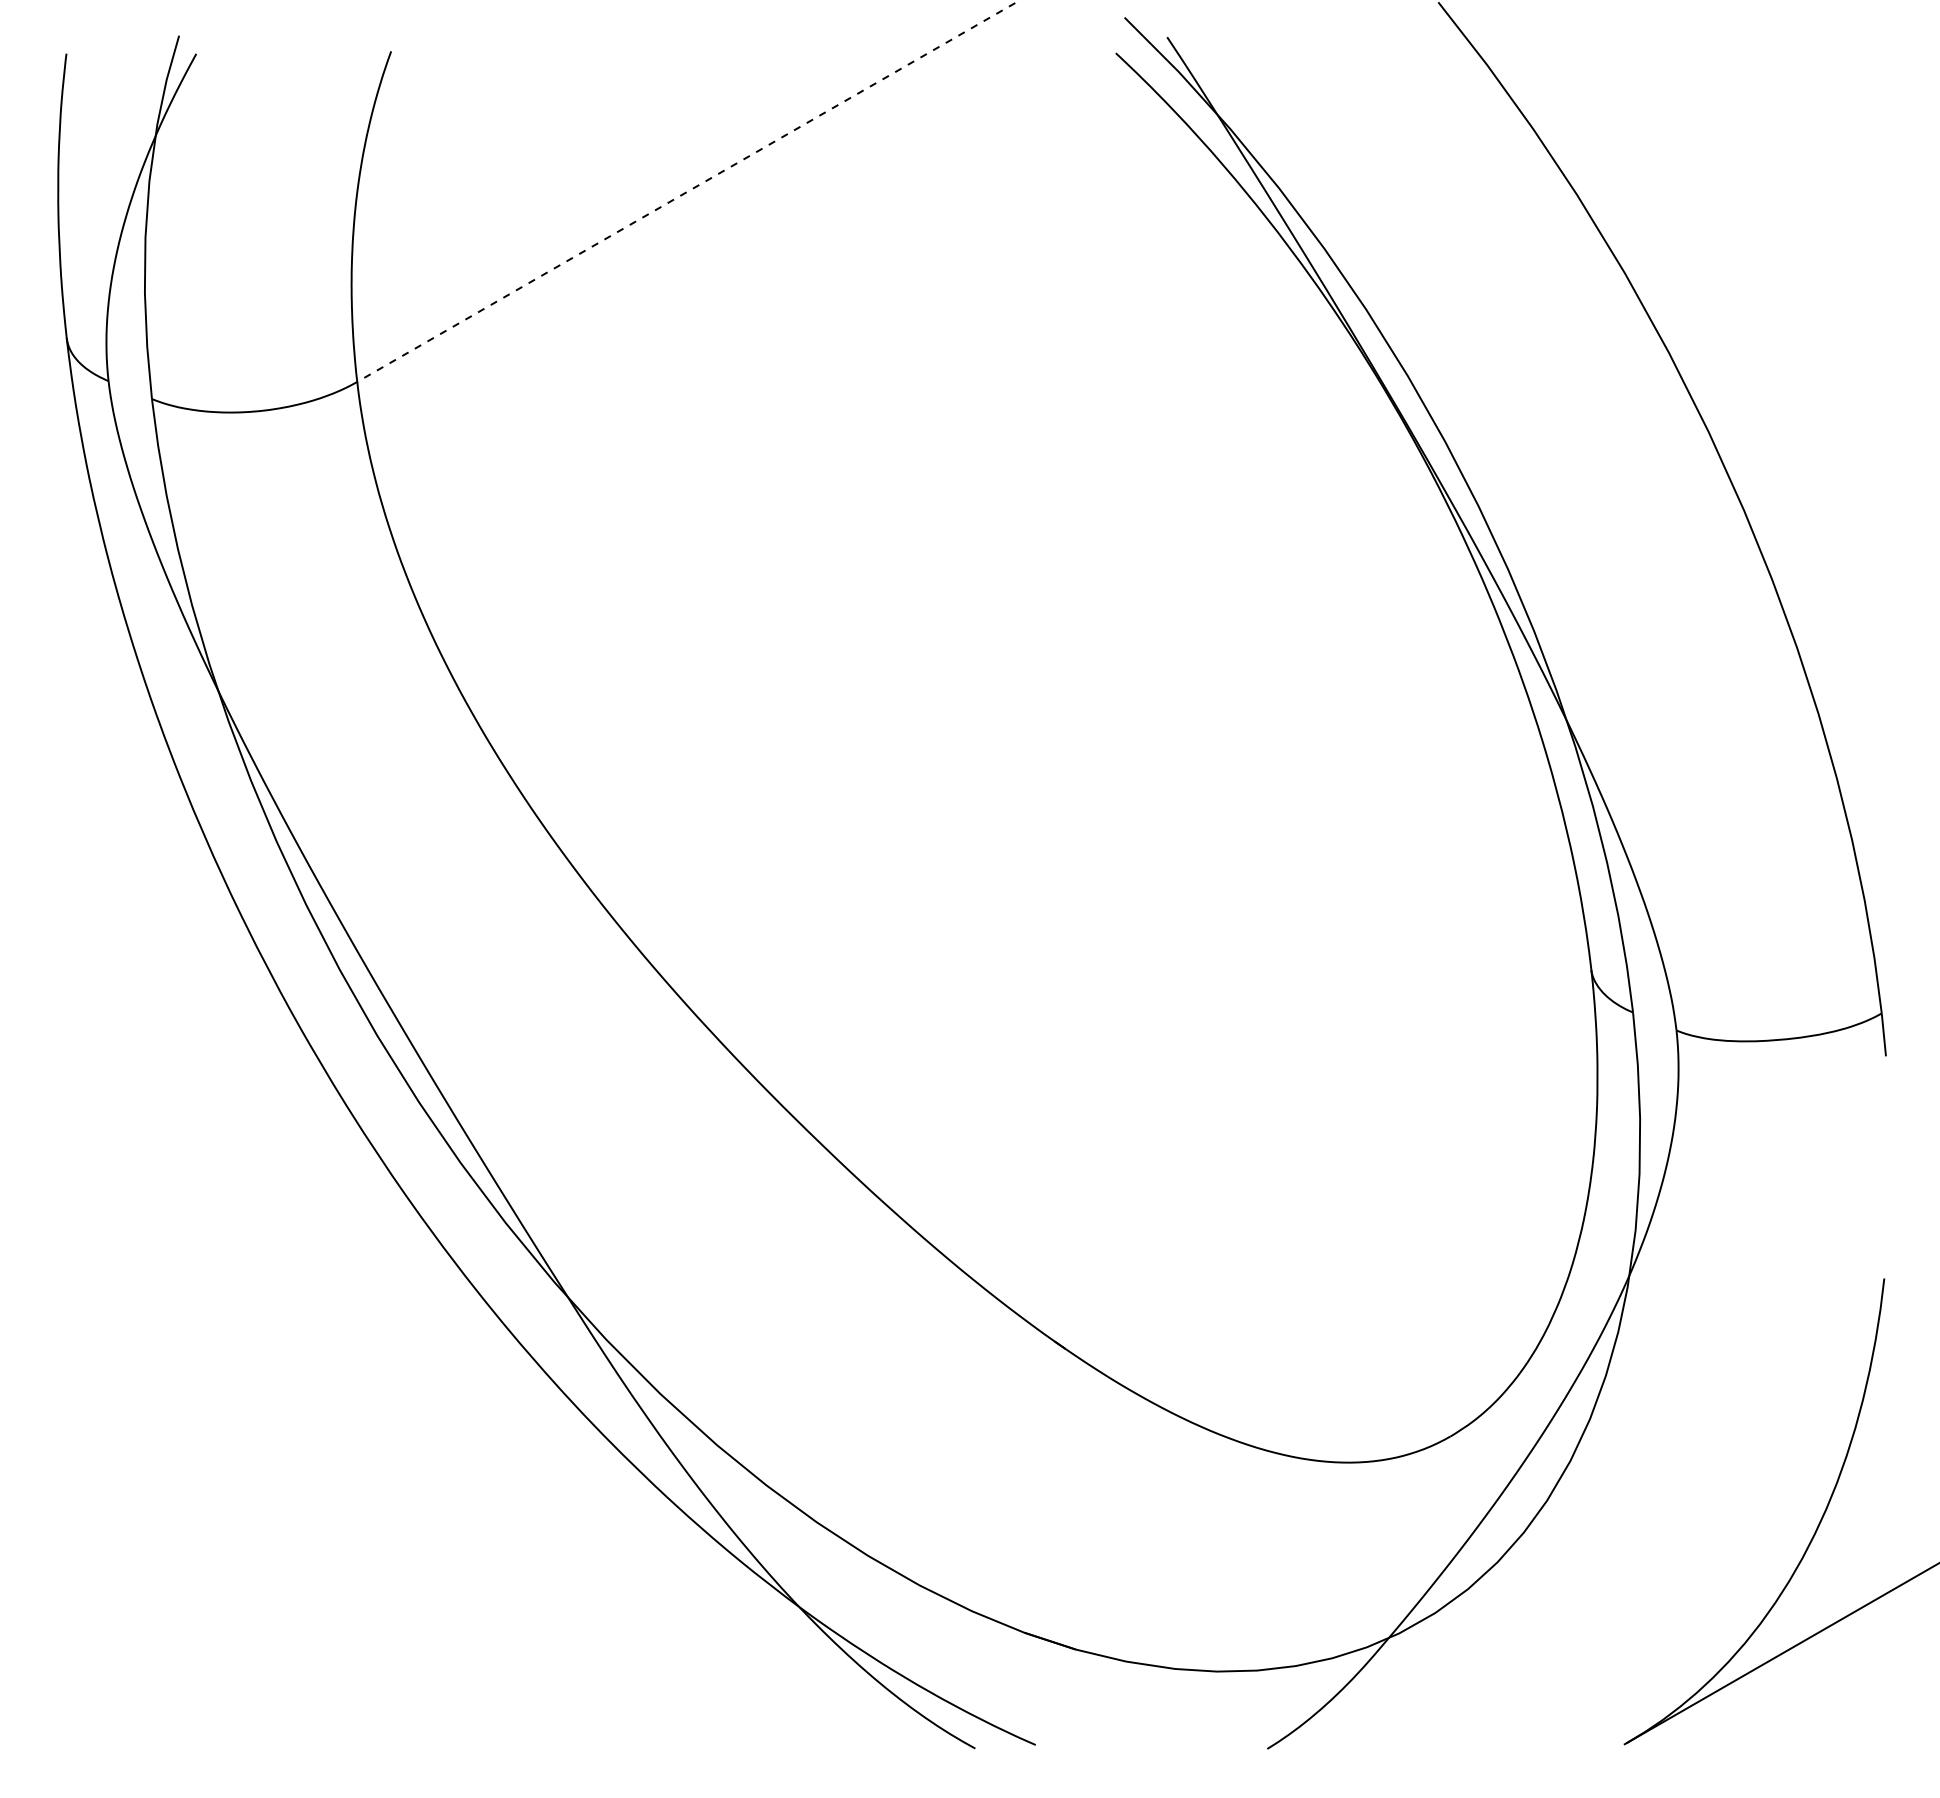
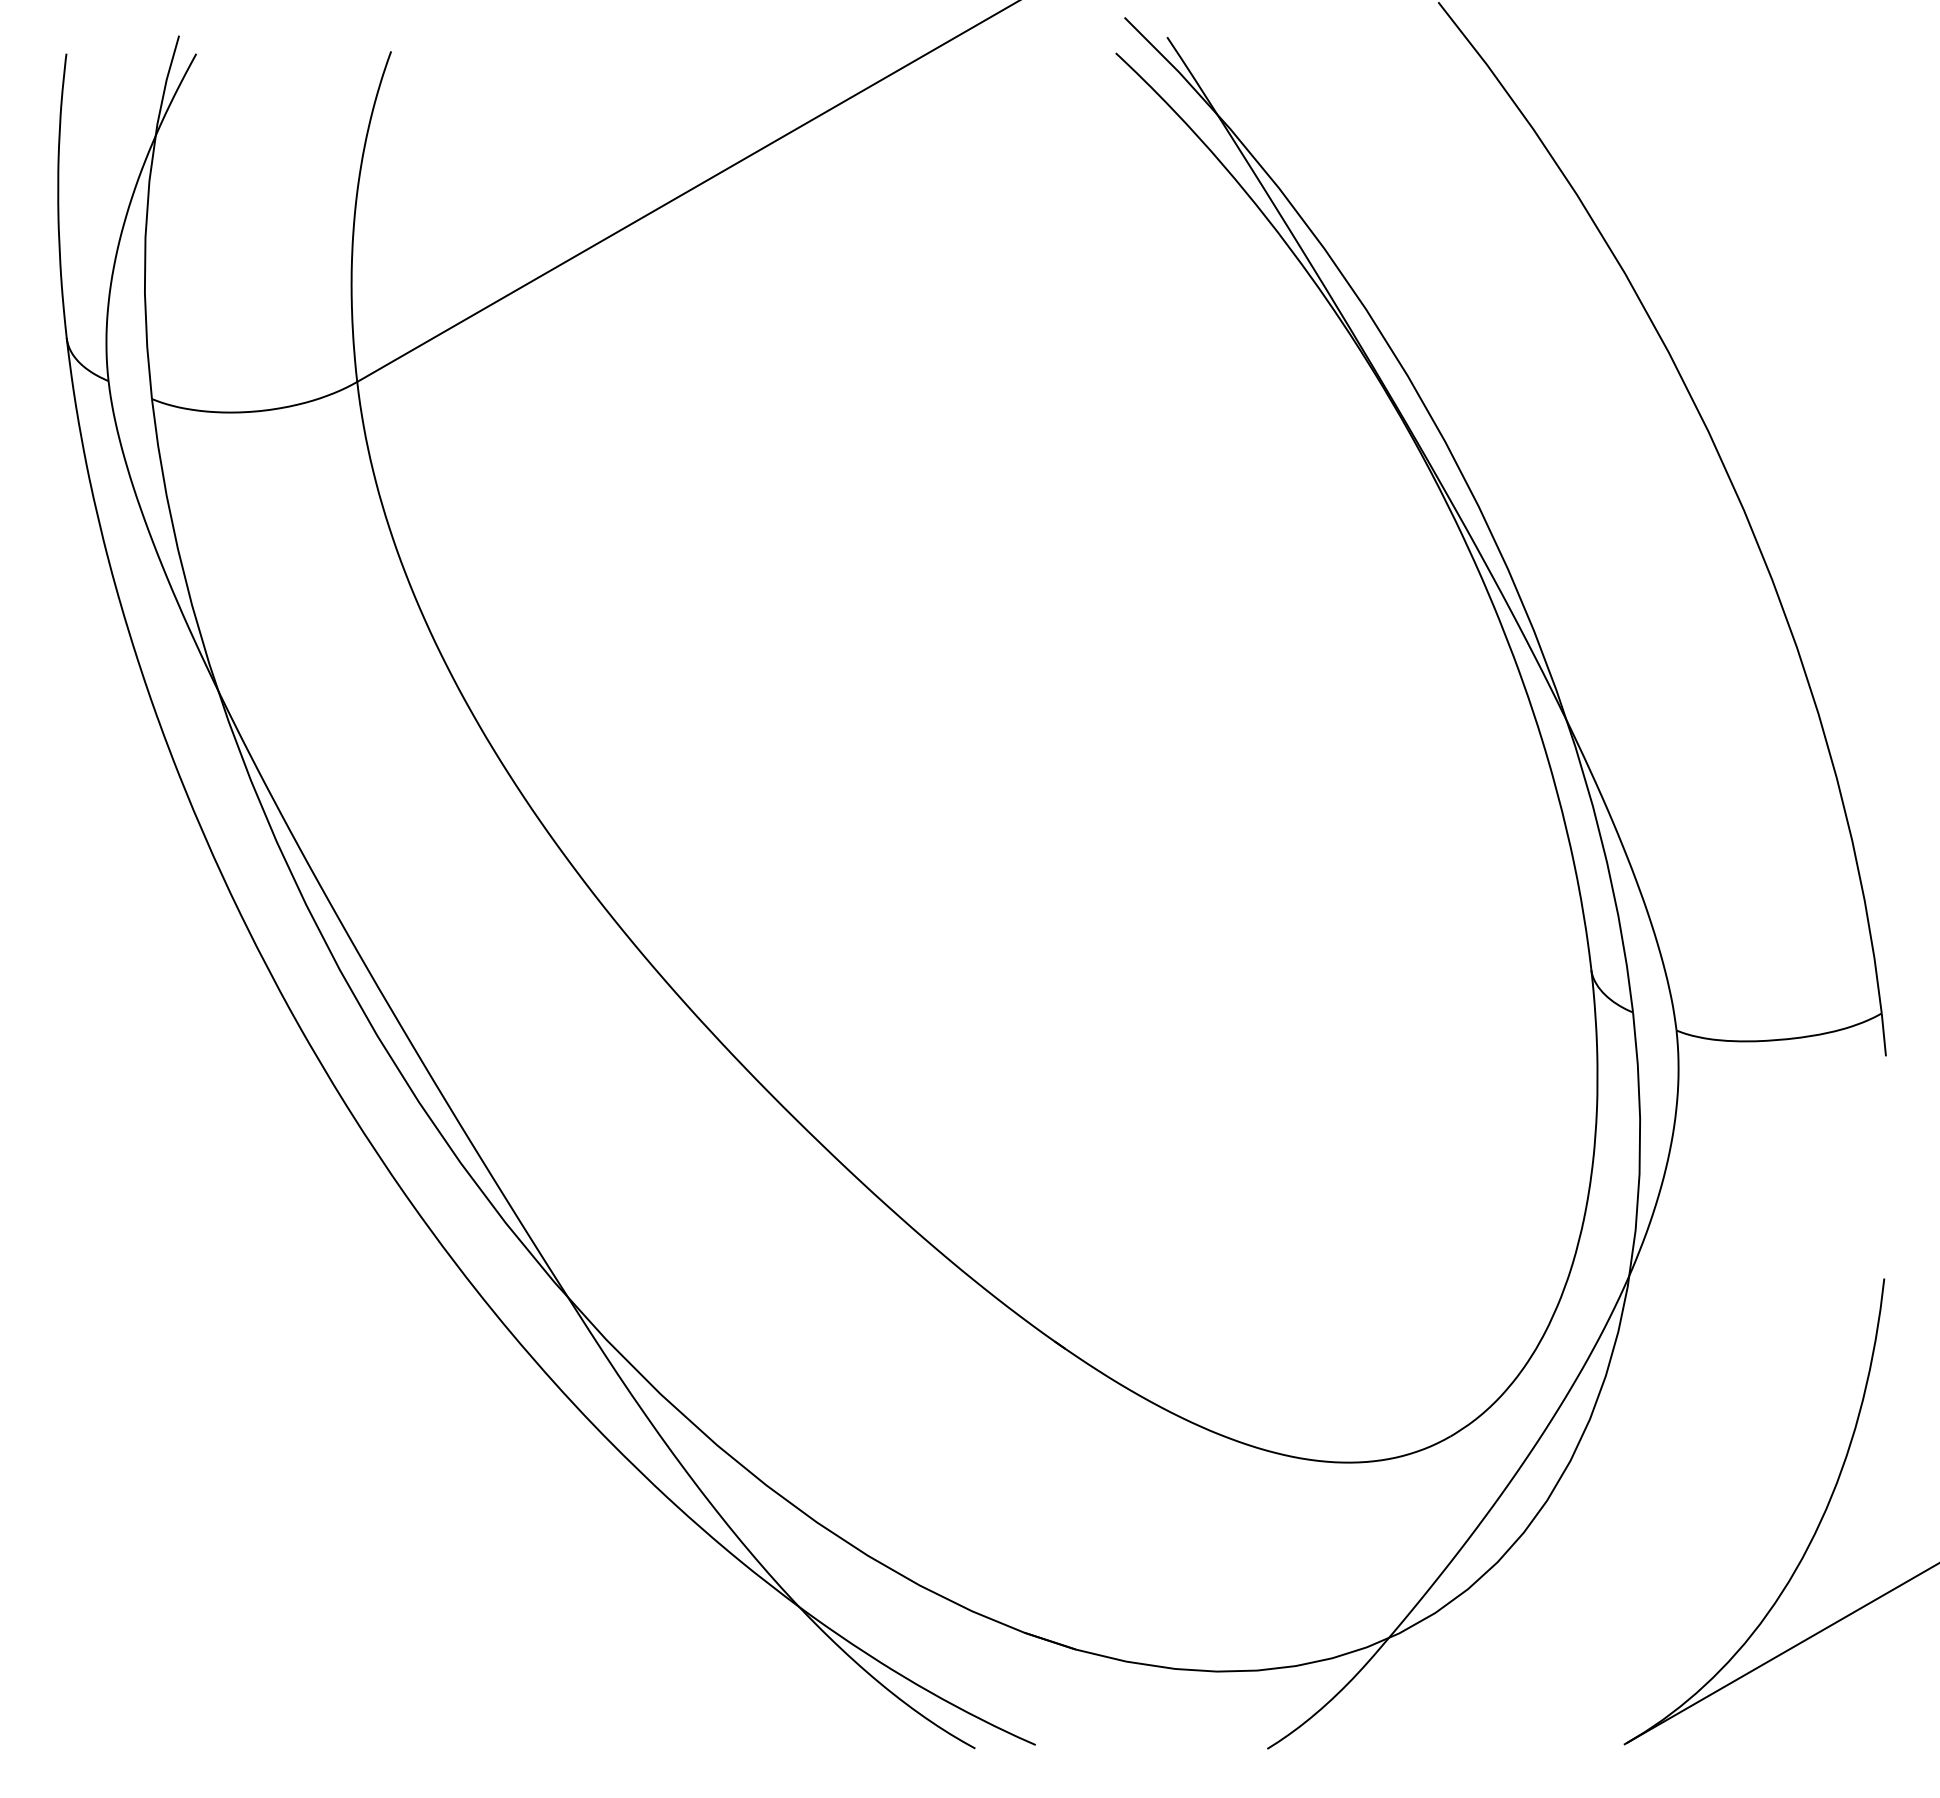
line: dashed -> solid (688, 191)
